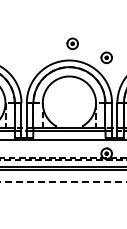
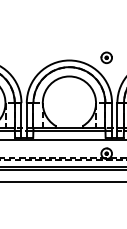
part: present -> none (72, 43)
line: dashed -> solid (63, 181)
